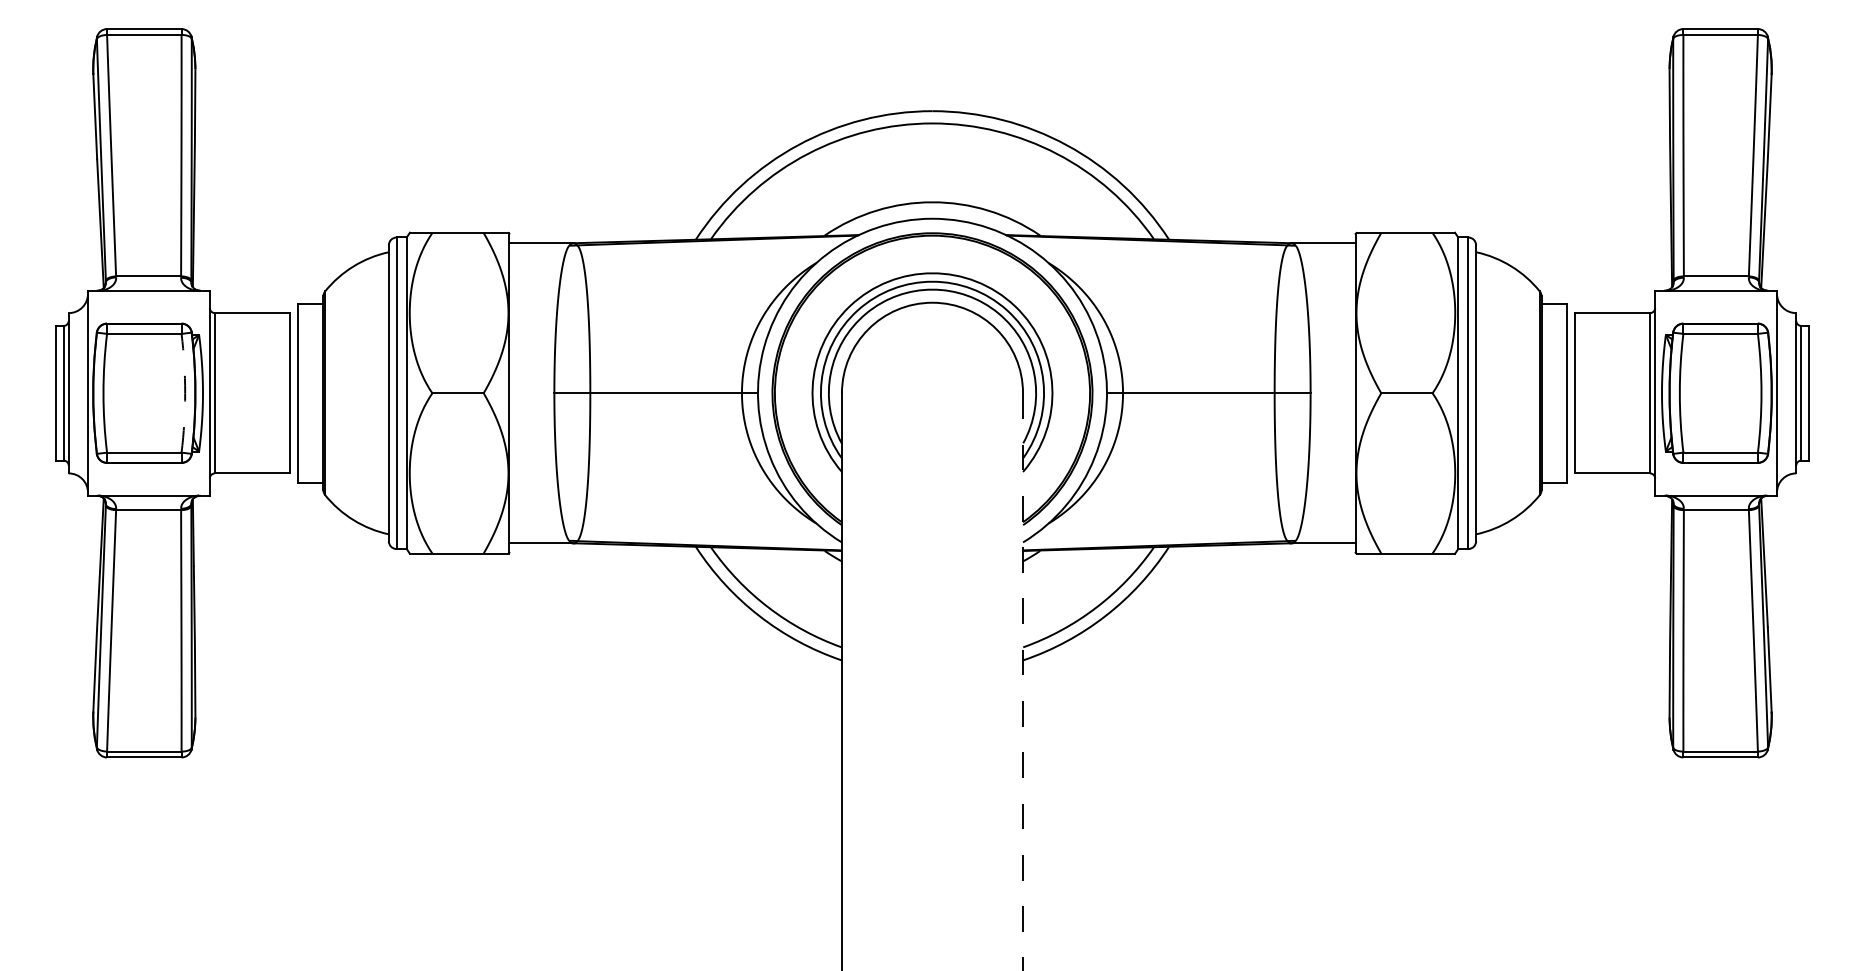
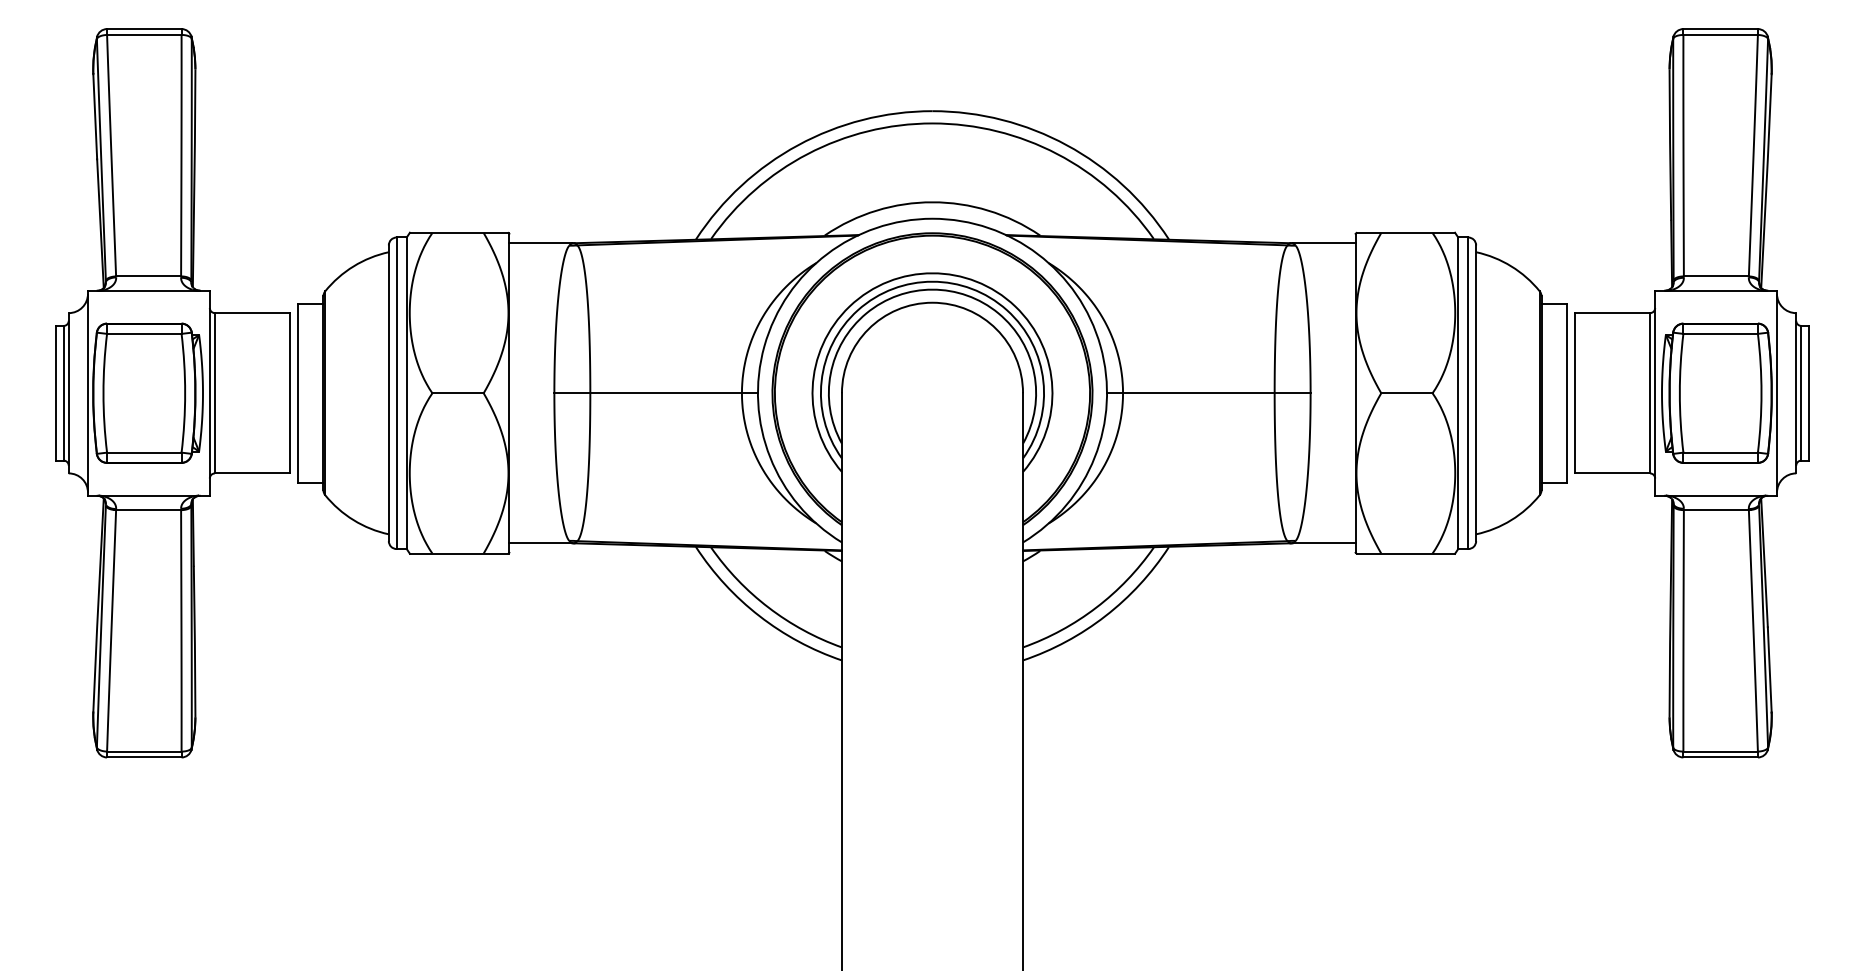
arc: dashed -> solid (185, 393)
line: dashed -> solid (1023, 682)
